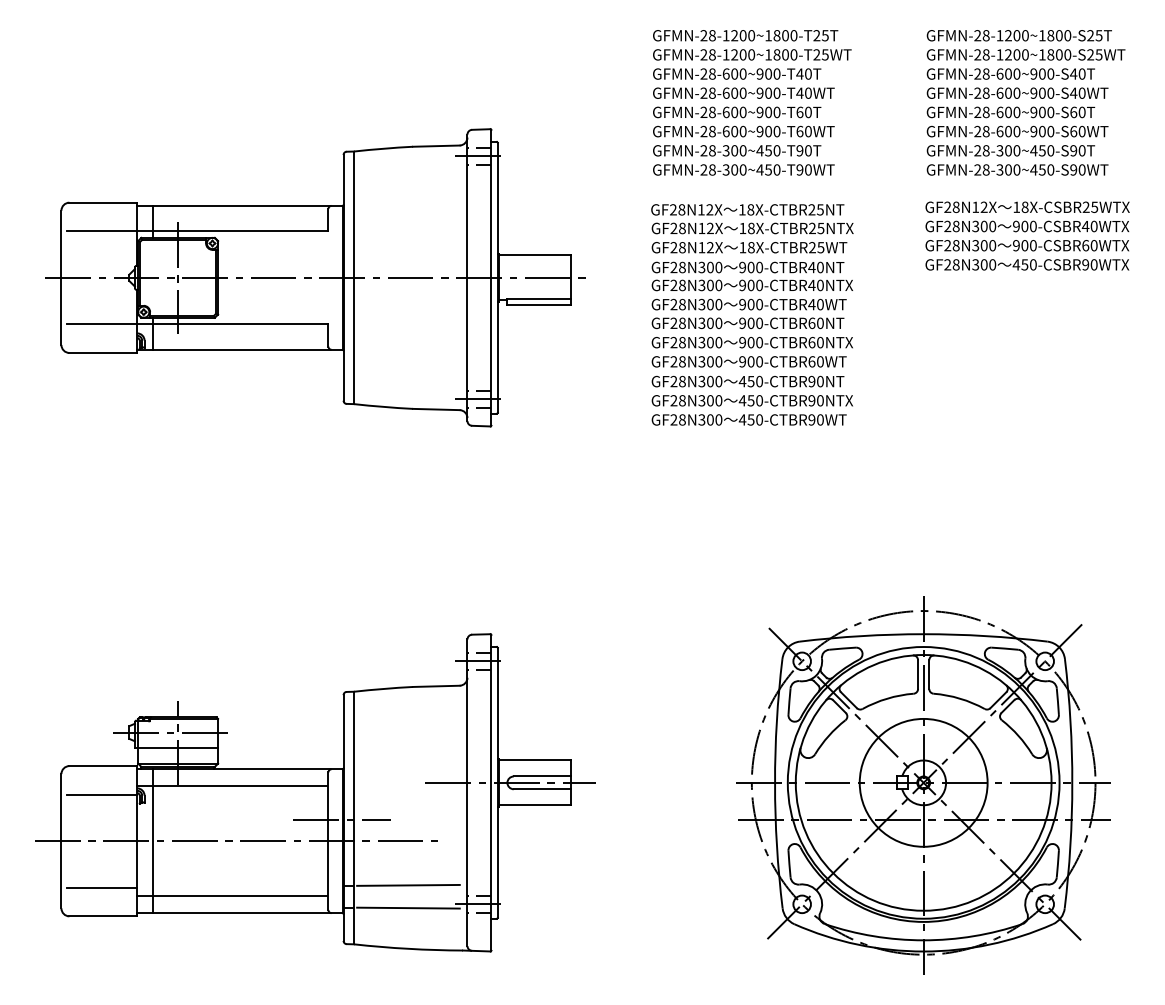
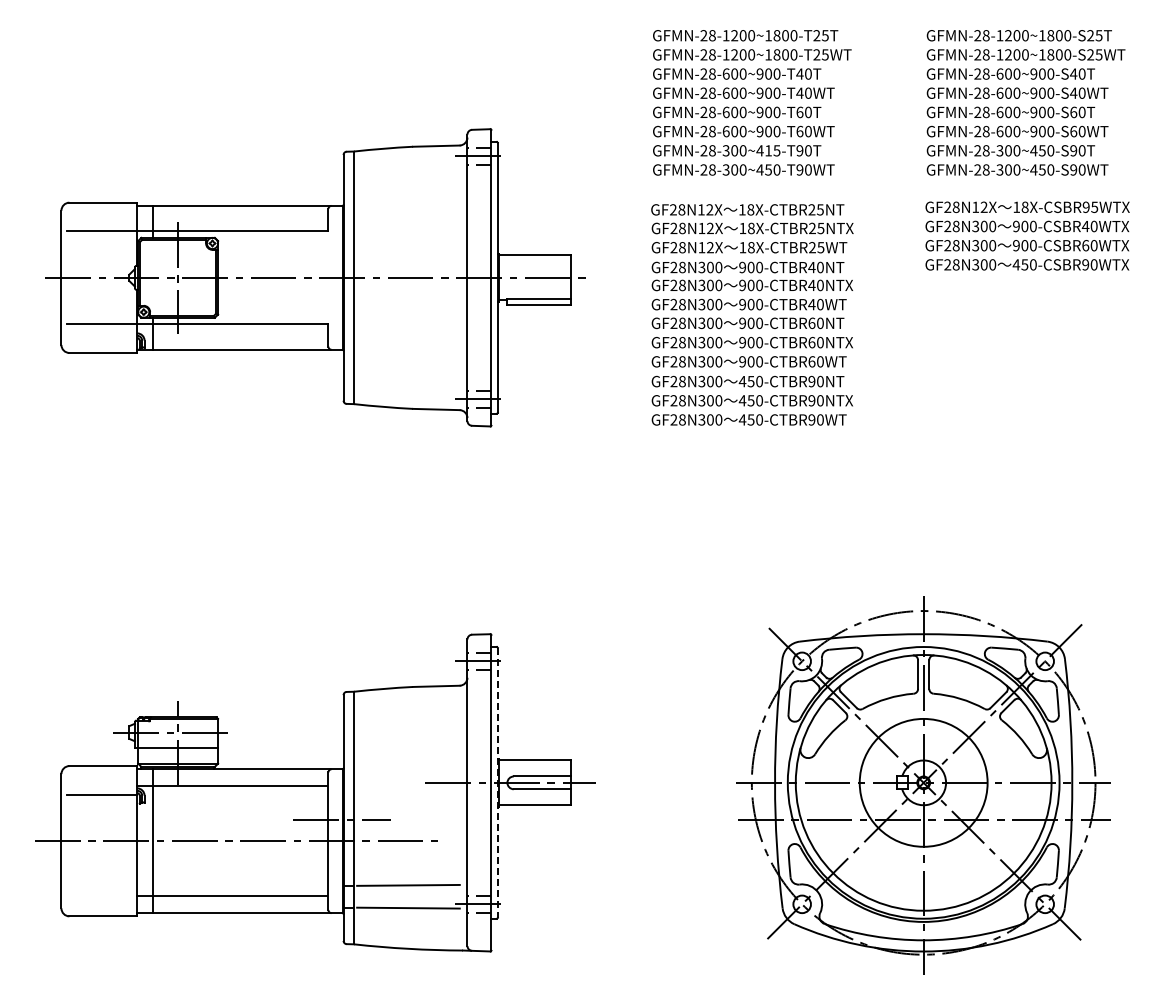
text: GFMN-28-300~450-T90T -> GFMN-28-300~415-T90T (772, 150)
text: 18X-CSBR25WTX -> 18X-CSBR95WTX (1085, 207)
line: solid -> dashed (497, 783)
line: present -> none (102, 887)
